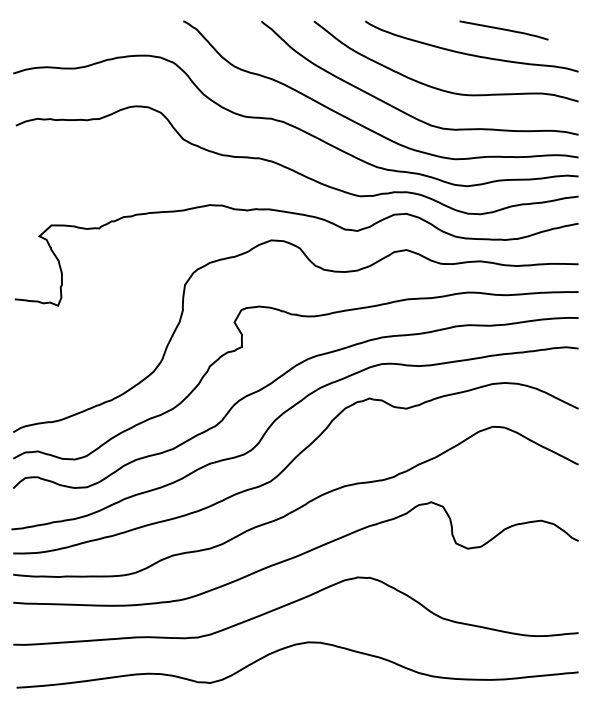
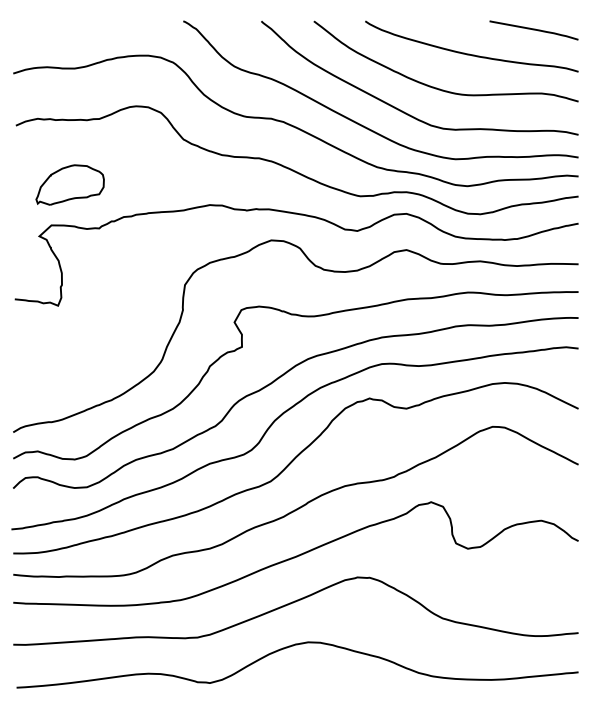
curve position: (503, 30) -> (533, 30) (533, 30)
part: none -> present (69, 184)
